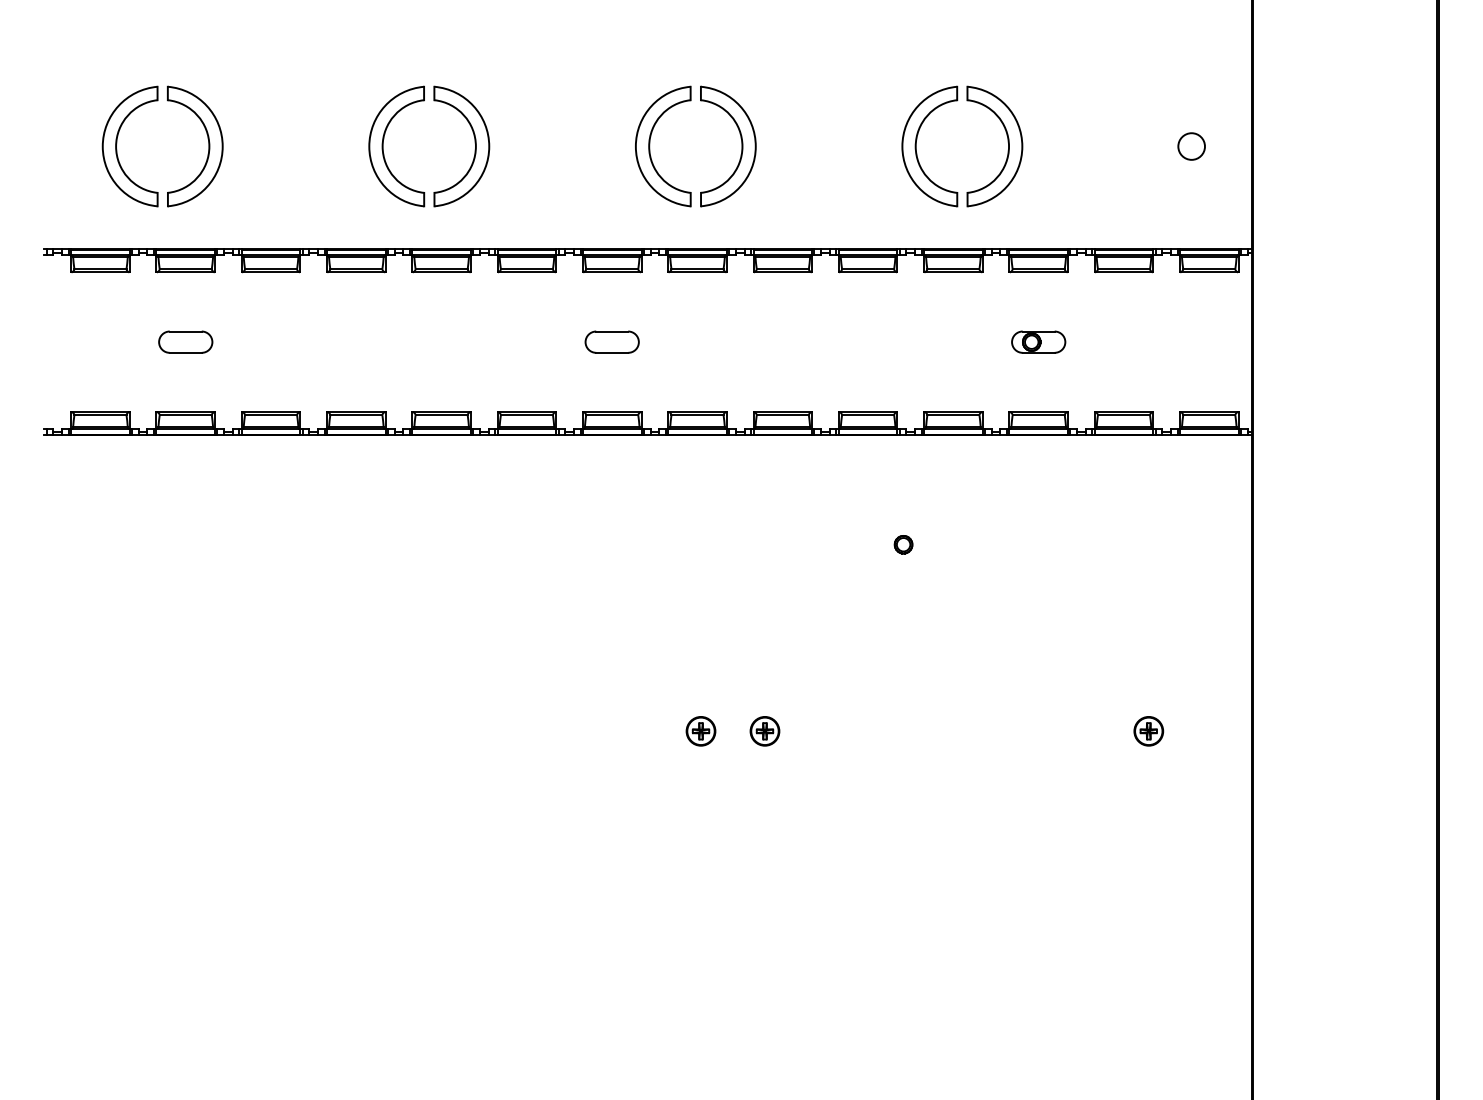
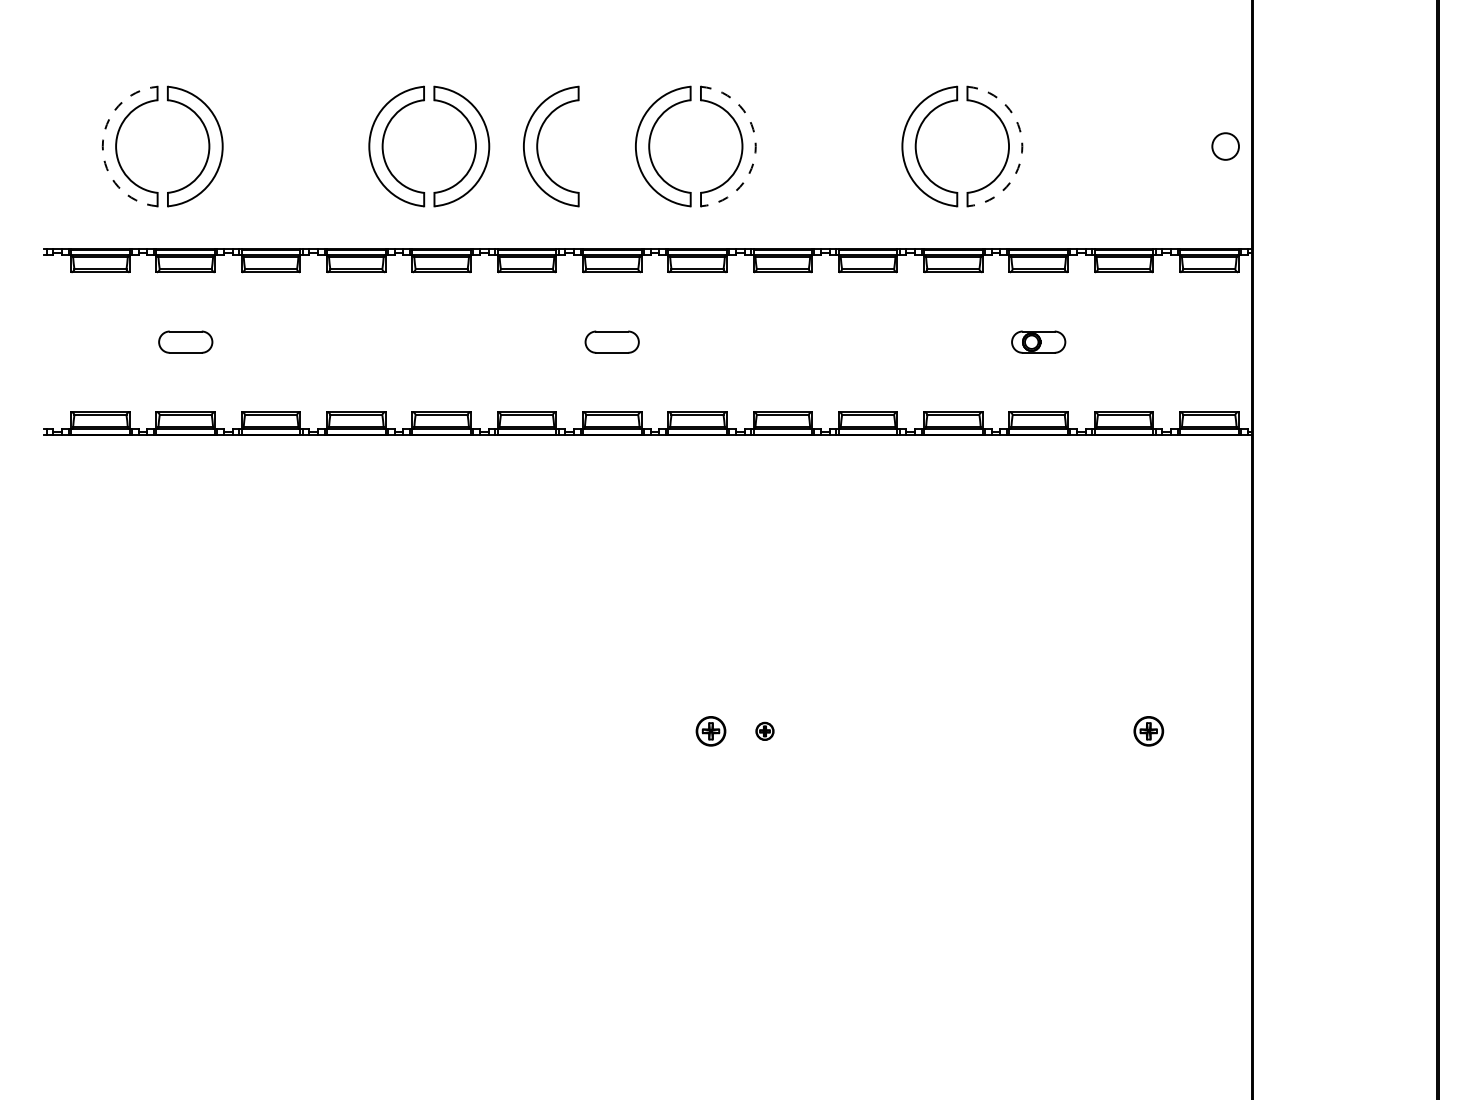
arc: solid -> dashed (102, 146)
part: none -> present (538, 146)
arc: solid -> dashed (755, 146)
arc: solid -> dashed (1022, 146)
circle position: (1191, 146) -> (1225, 146) (1225, 146)
part: present -> none (903, 544)
part position: (700, 731) -> (710, 731) (710, 731)
part size: 32x31 px -> 20x20 px (764, 730)
